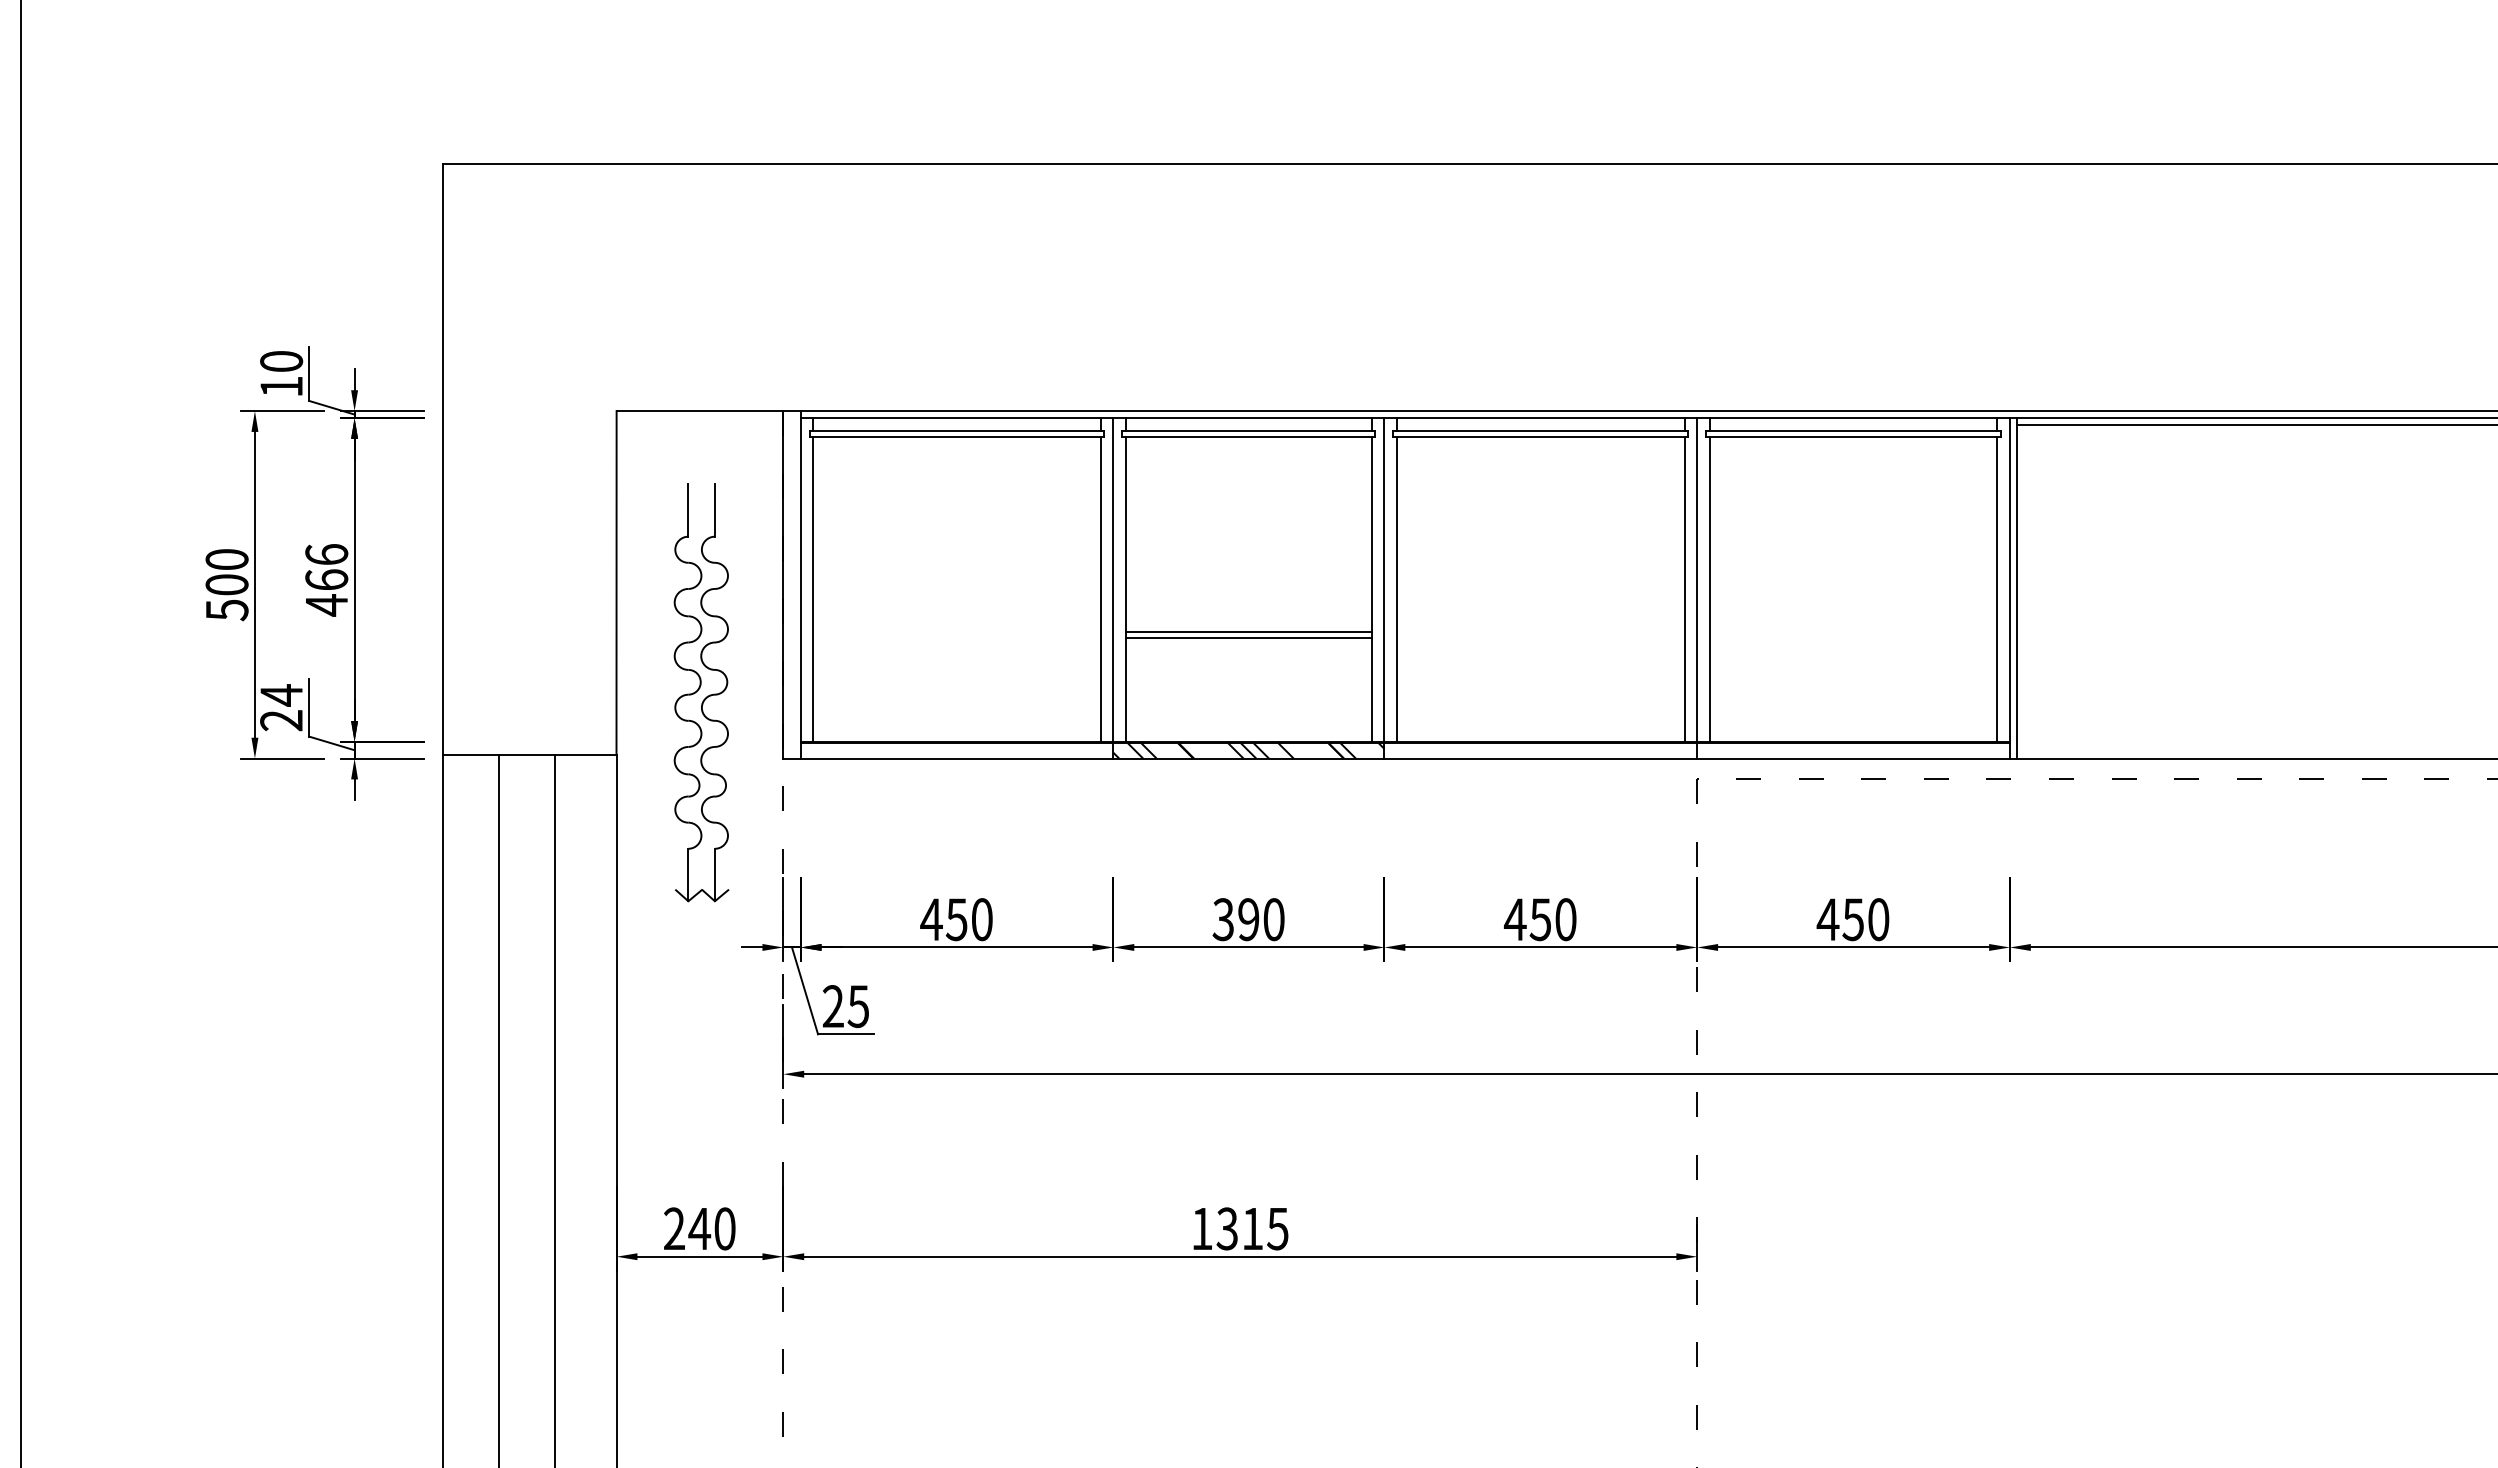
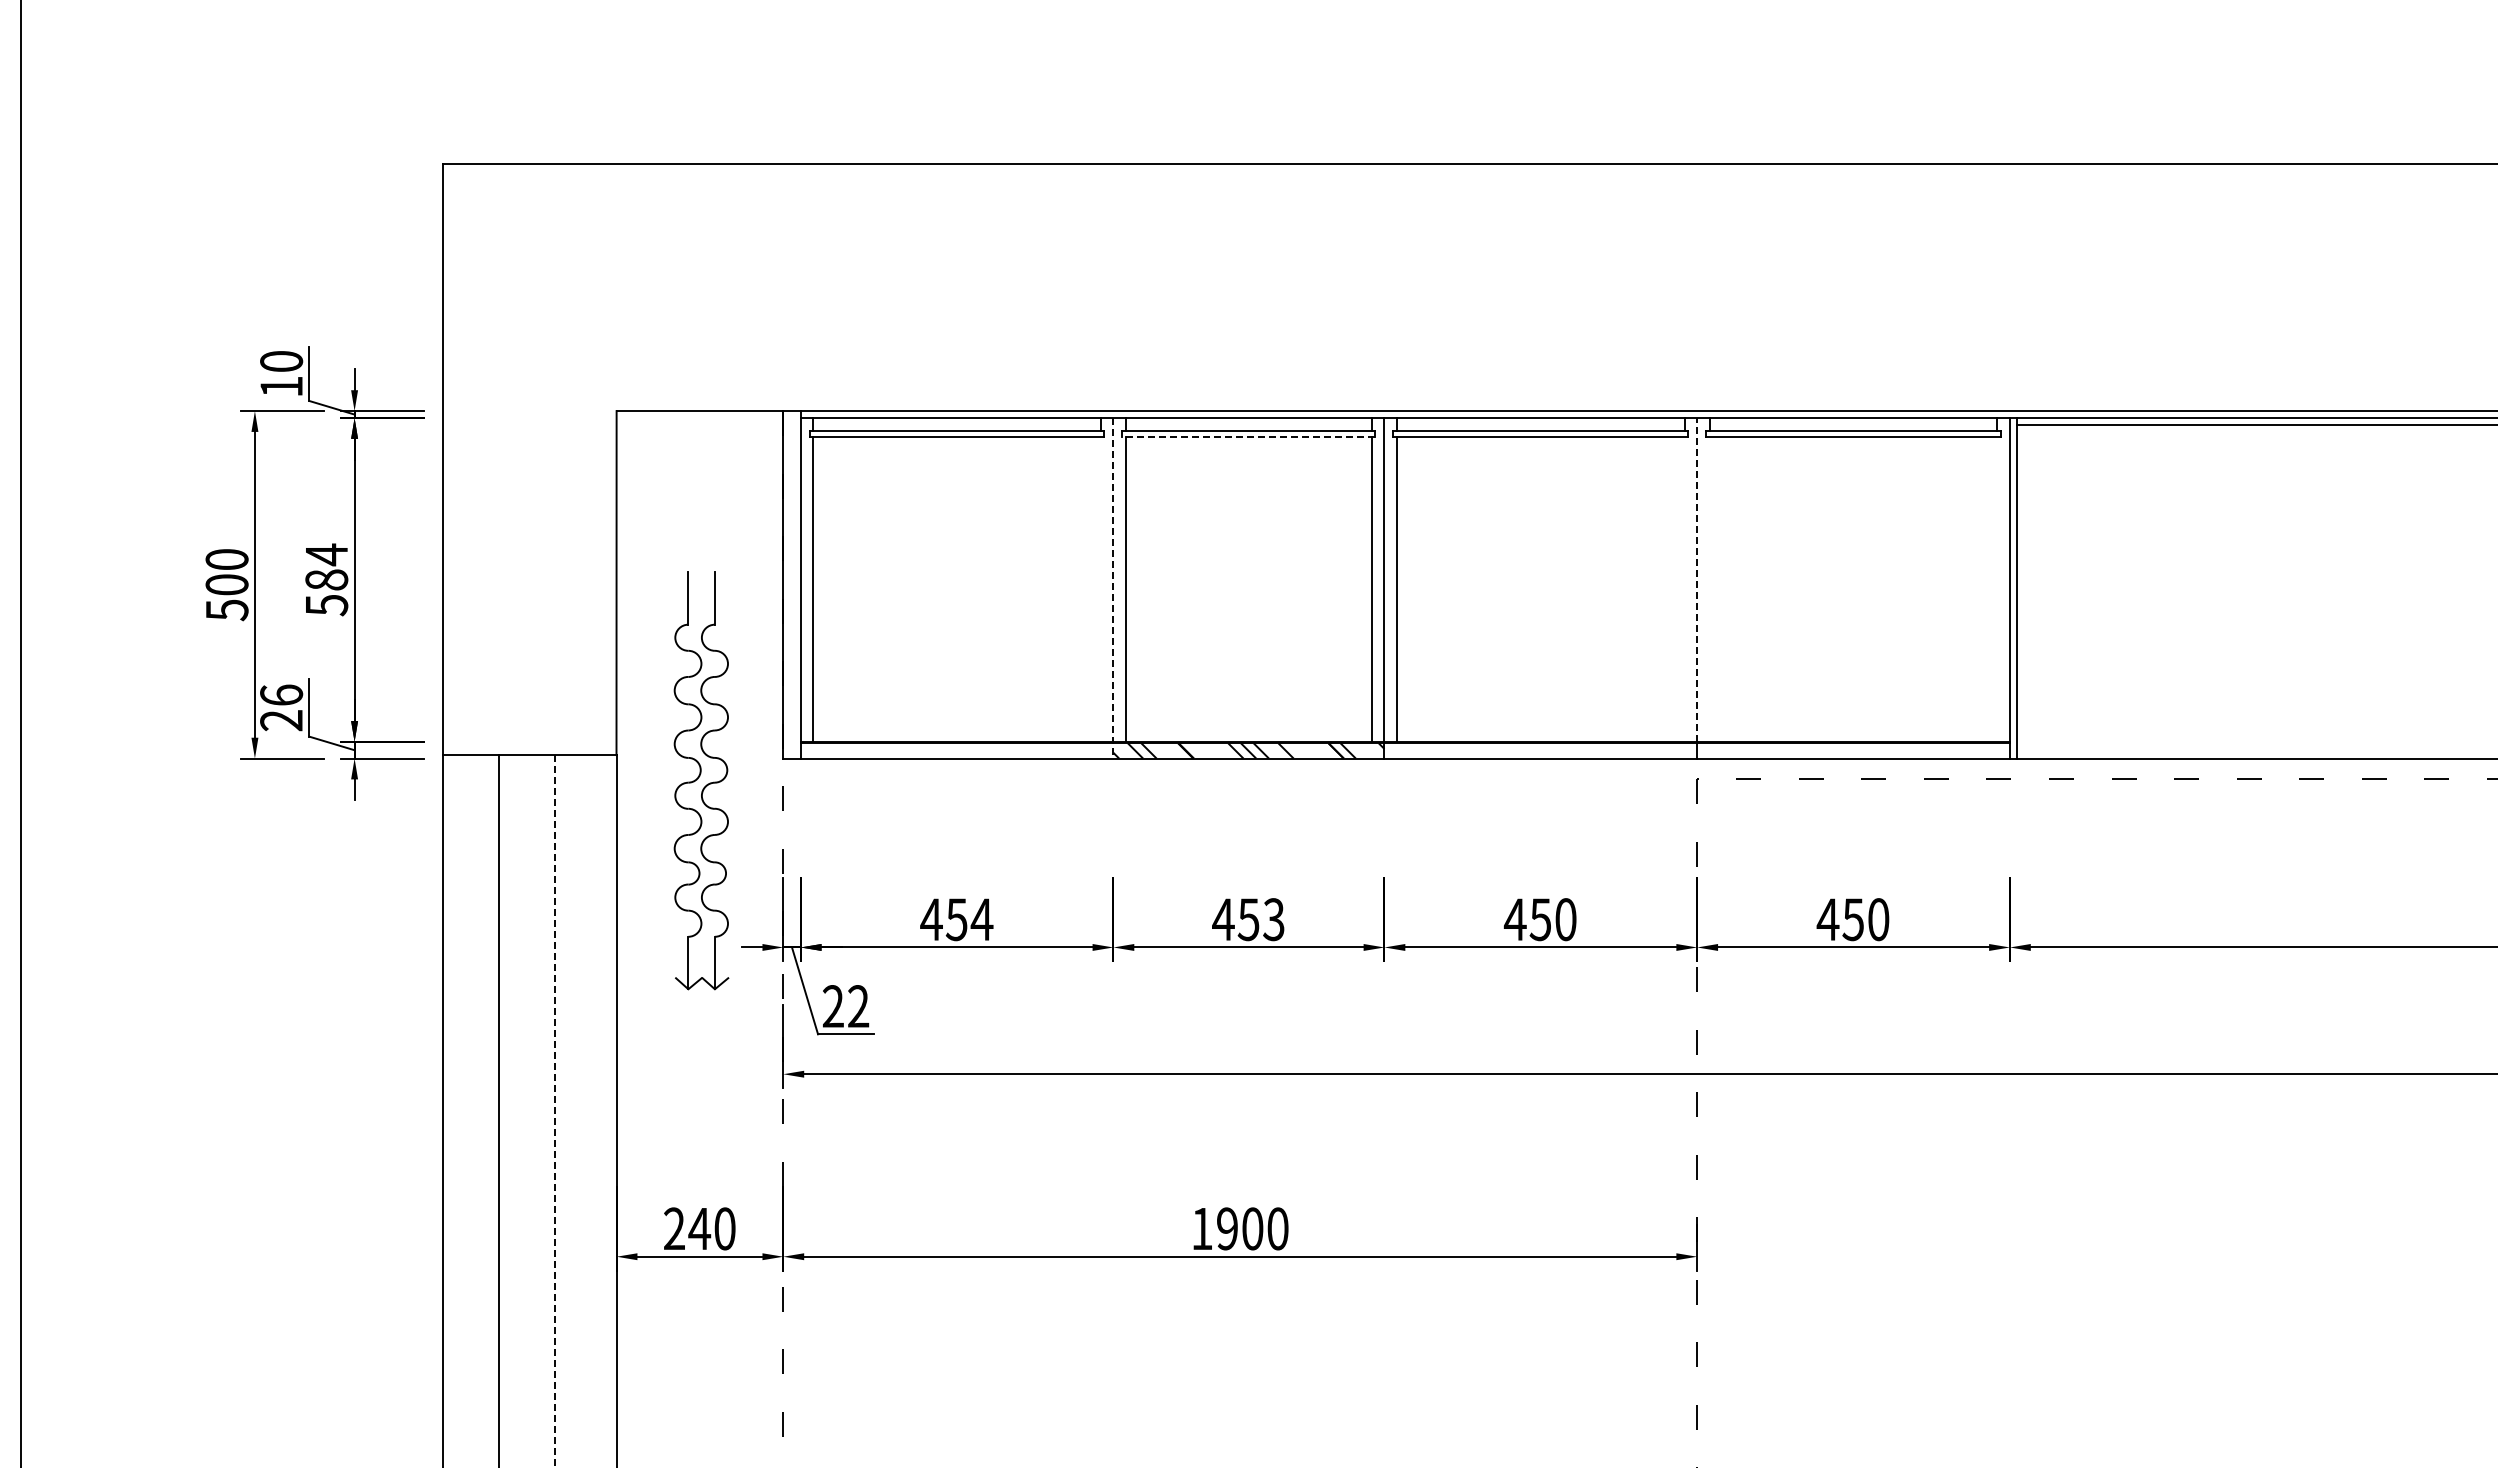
line: solid -> dashed (1248, 436)
text: 466 -> 584 (326, 579)
line: solid -> dashed (1697, 579)
line: present -> none (1100, 588)
line: solid -> dashed (1113, 588)
line: present -> none (1684, 588)
line: present -> none (1709, 588)
line: present -> none (1997, 588)
line: present -> none (1248, 632)
line: present -> none (1248, 637)
part position: (701, 692) -> (701, 780) (701, 780)
text: 24 -> 26 (281, 695)
text: 450 -> 454 (981, 919)
text: 390 -> 453 (1248, 919)
text: 25 -> 22 (858, 1006)
line: solid -> dashed (554, 1111)
text: 1315 -> 1900 (1252, 1228)
